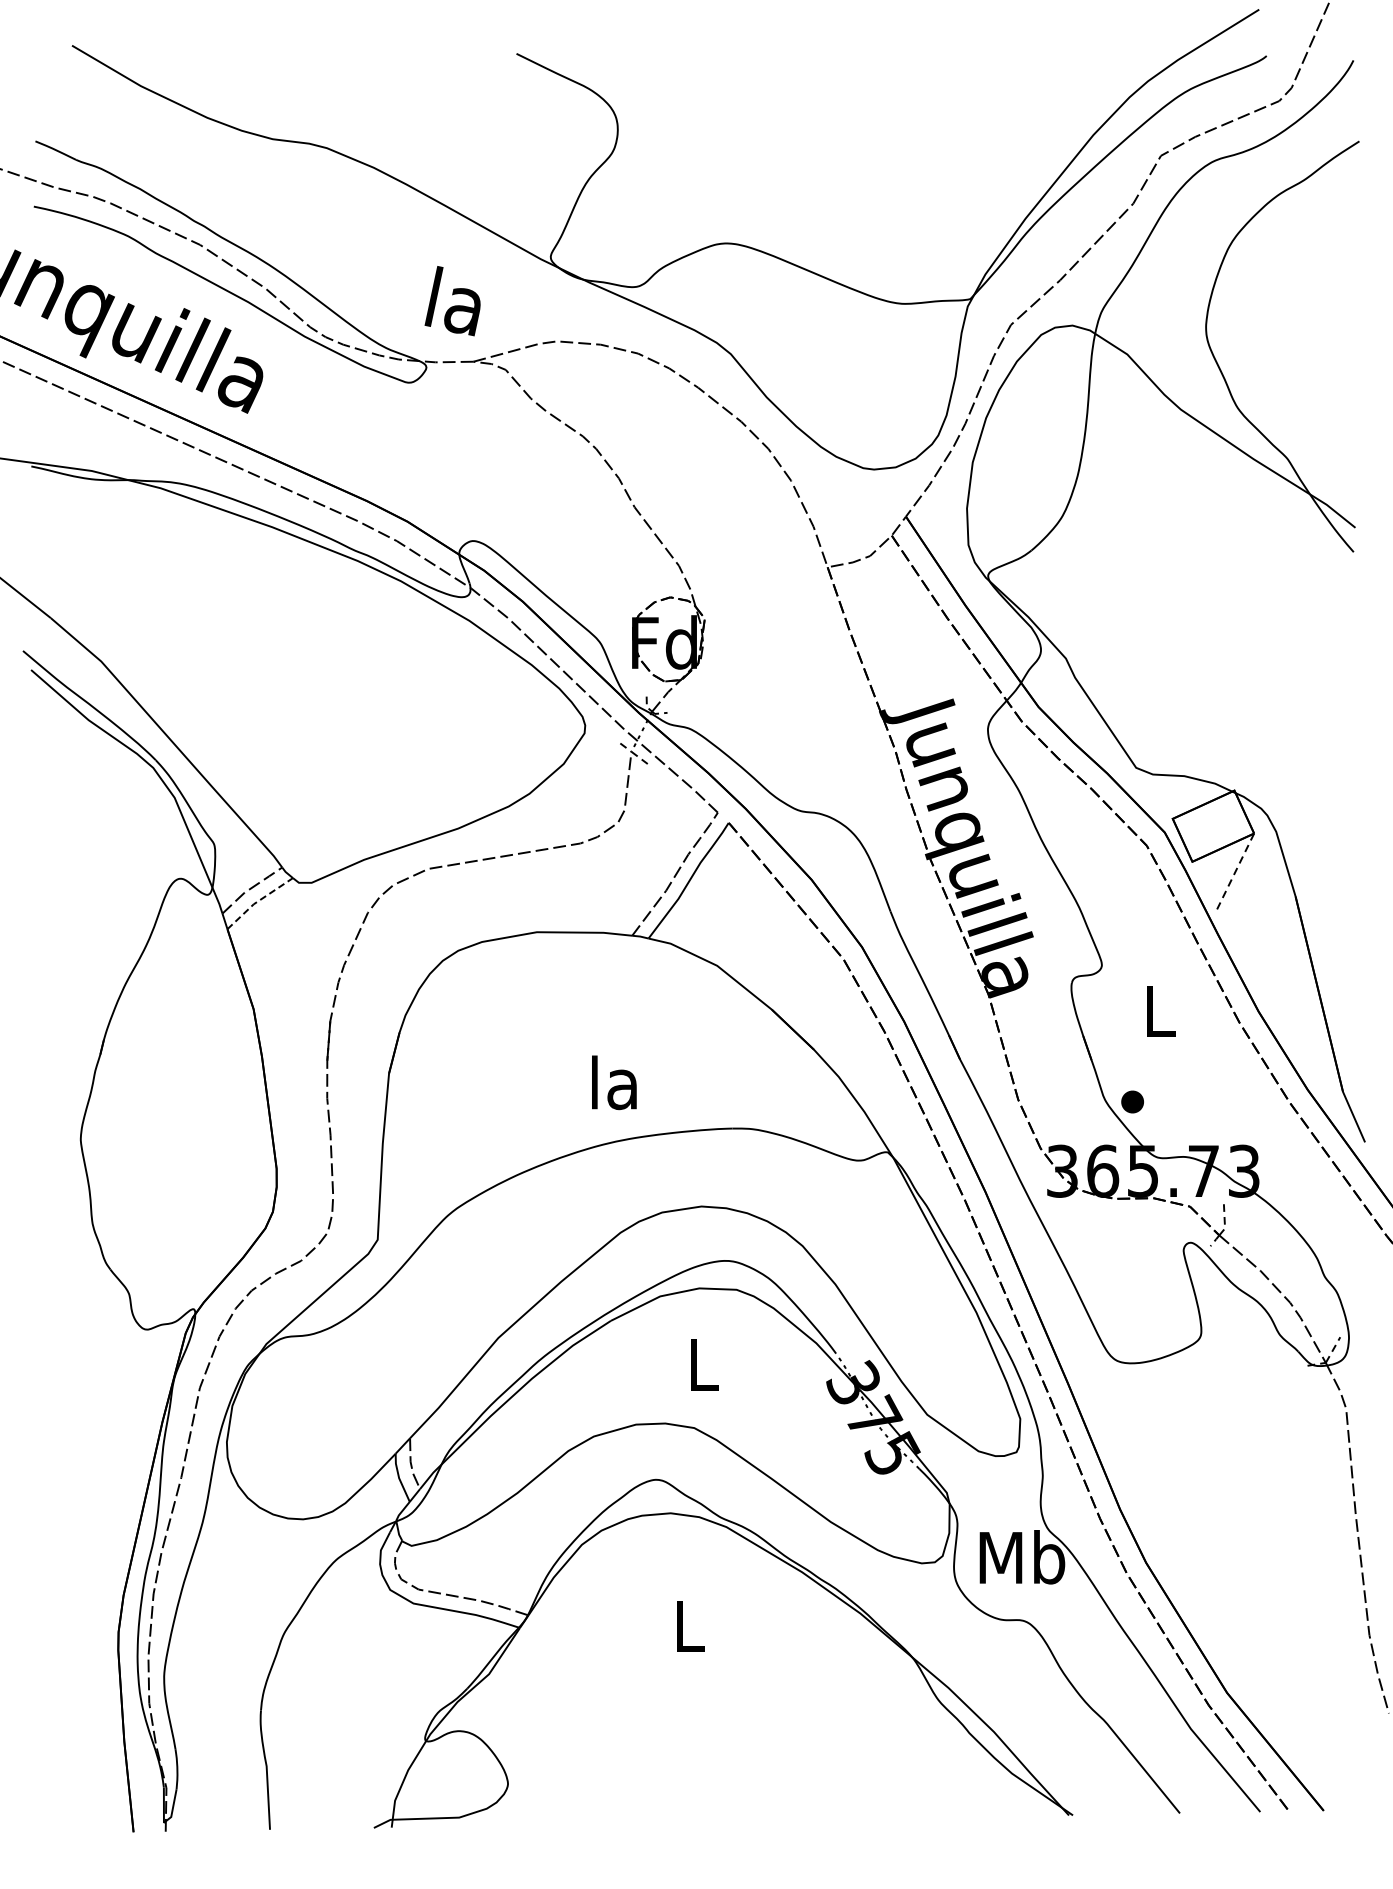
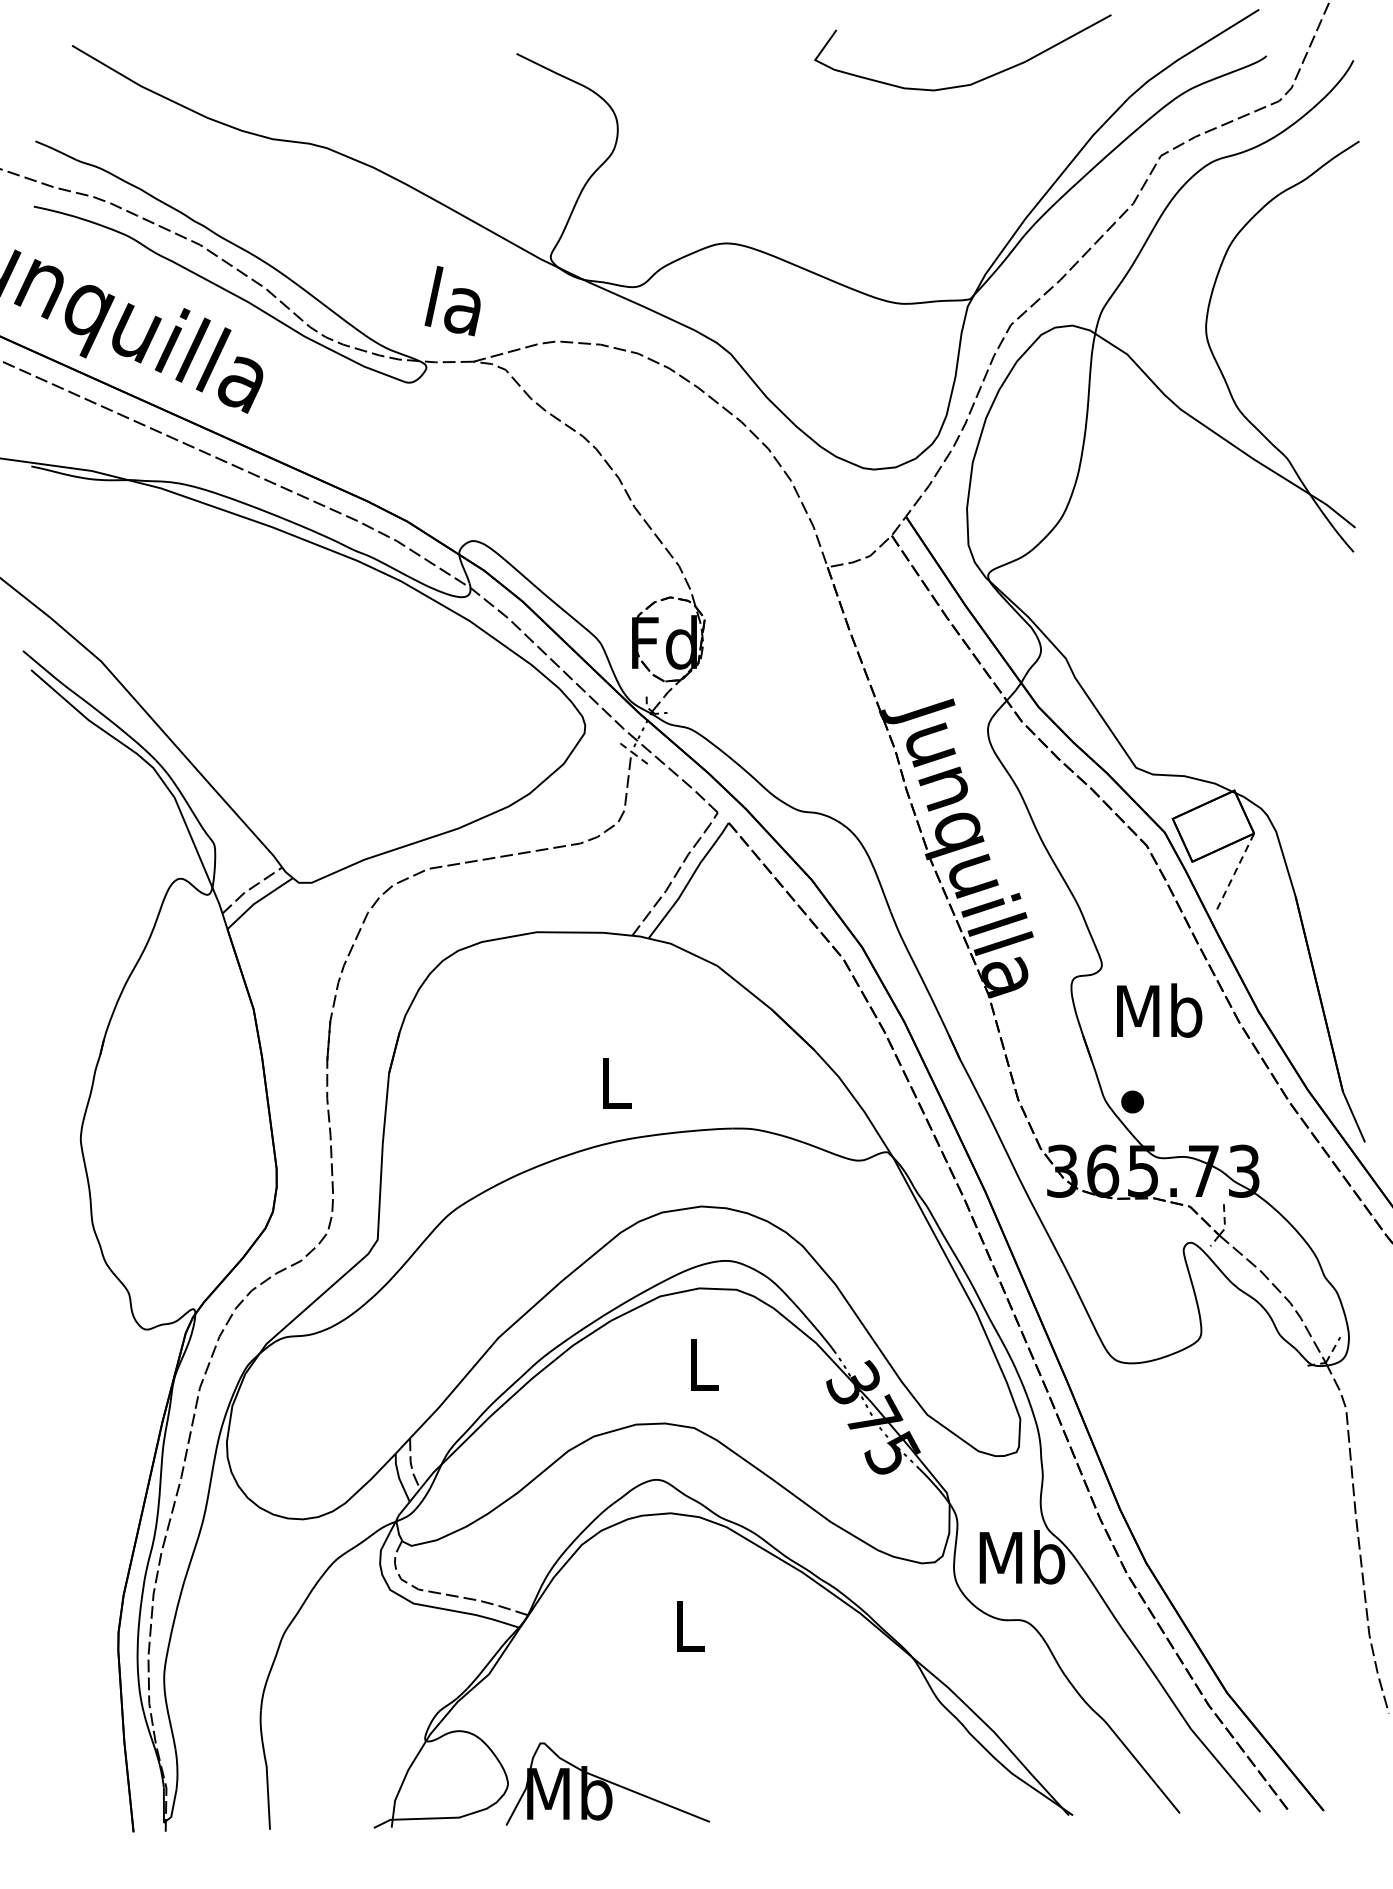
curve: none -> present (977, 80)
line: dashed -> solid (257, 901)
text: L -> Mb (1159, 1010)
text: la -> L (614, 1082)
part: none -> present (607, 1783)
